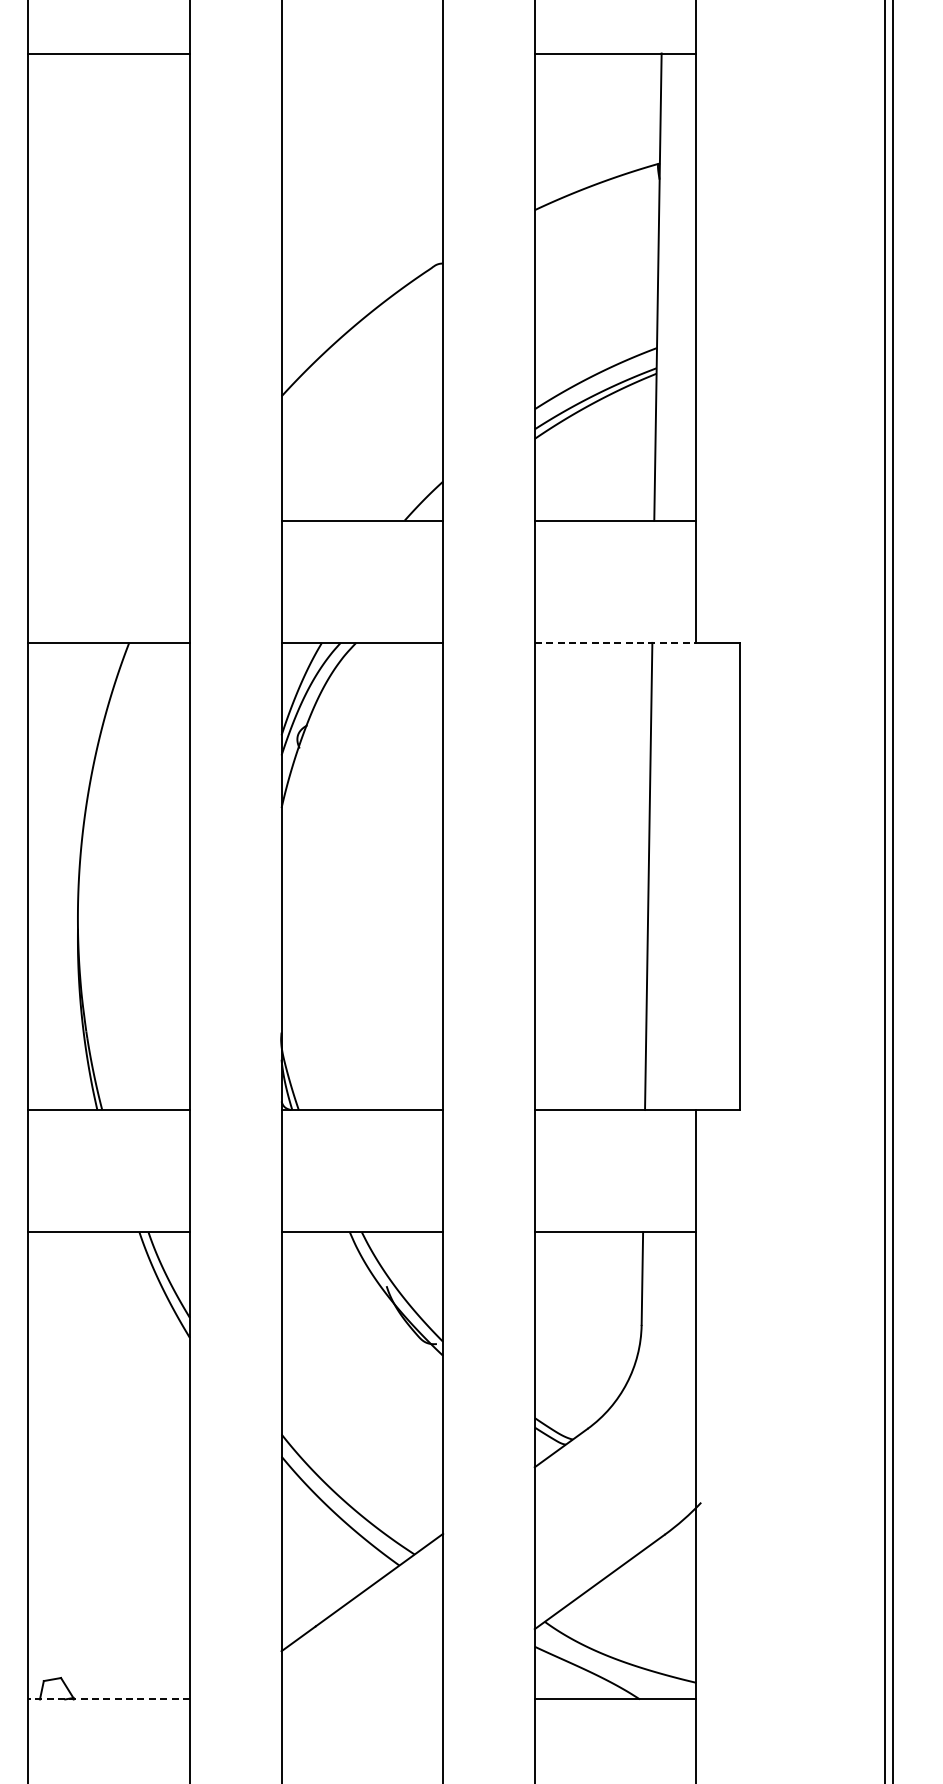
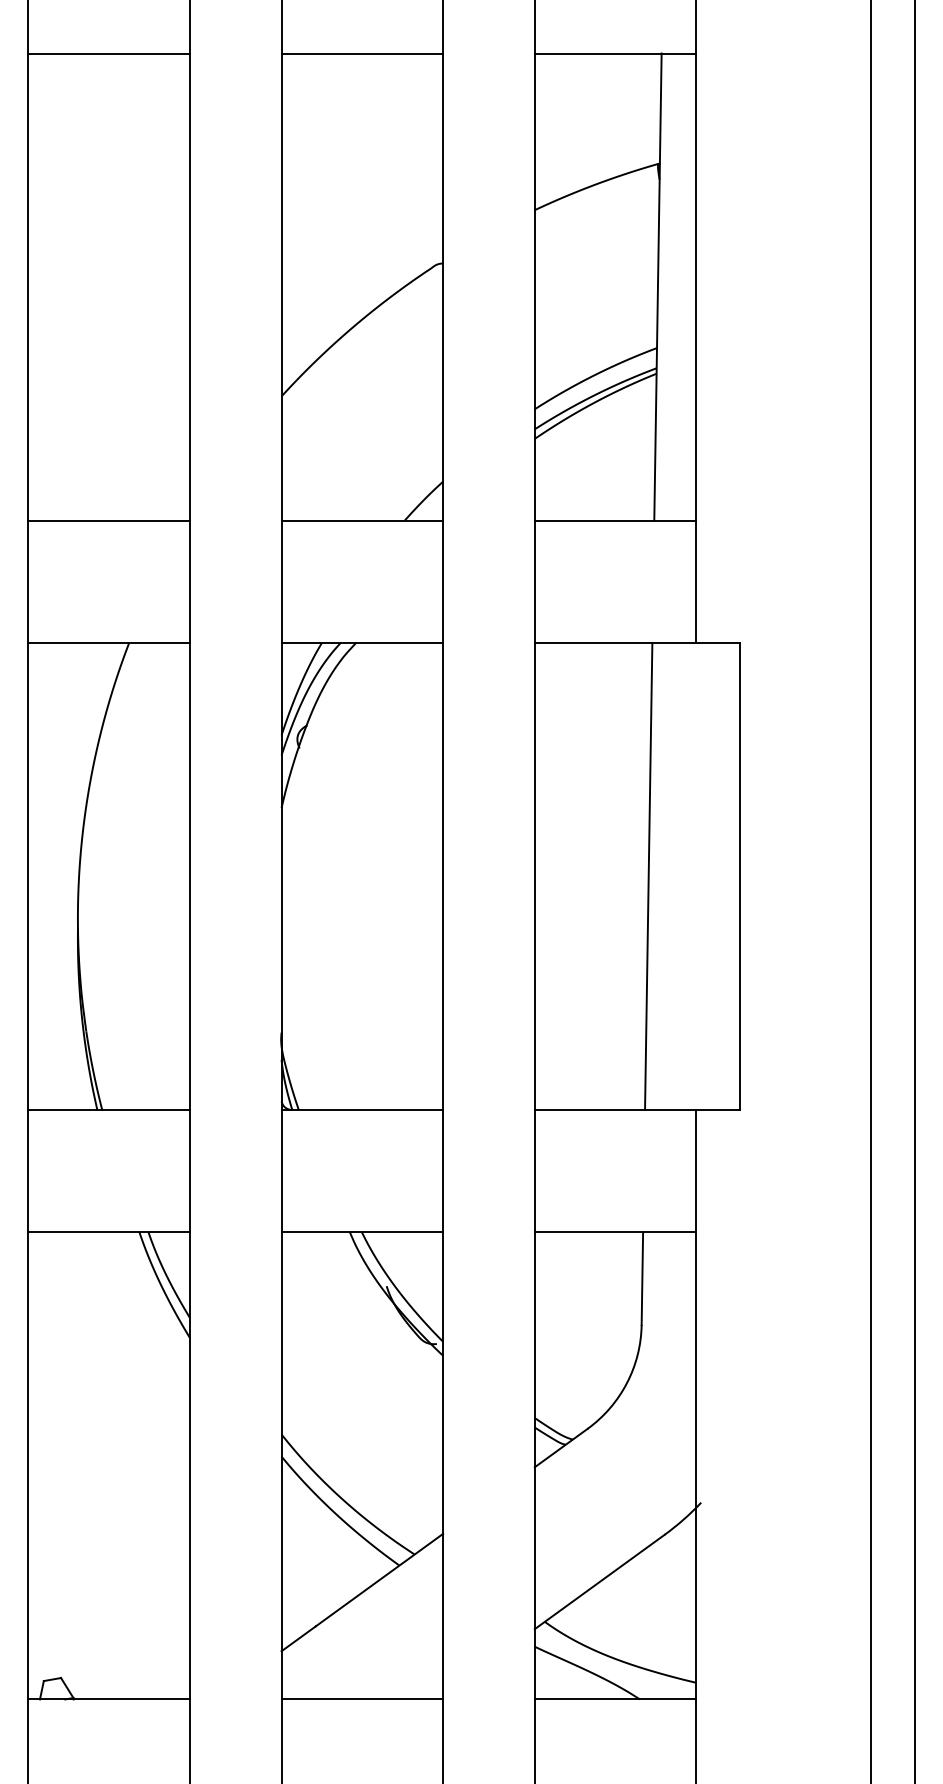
line: none -> present (362, 53)
line: none -> present (108, 520)
line: dashed -> solid (615, 642)
line position: (884, 891) -> (870, 891) (870, 891)
line position: (892, 891) -> (914, 891) (914, 891)
line: dashed -> solid (109, 1699)
line: none -> present (362, 1699)
